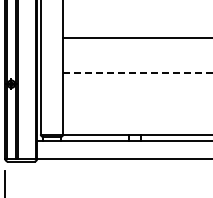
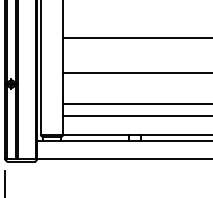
line: dashed -> solid (138, 73)
line: none -> present (136, 103)
line: none -> present (136, 115)
